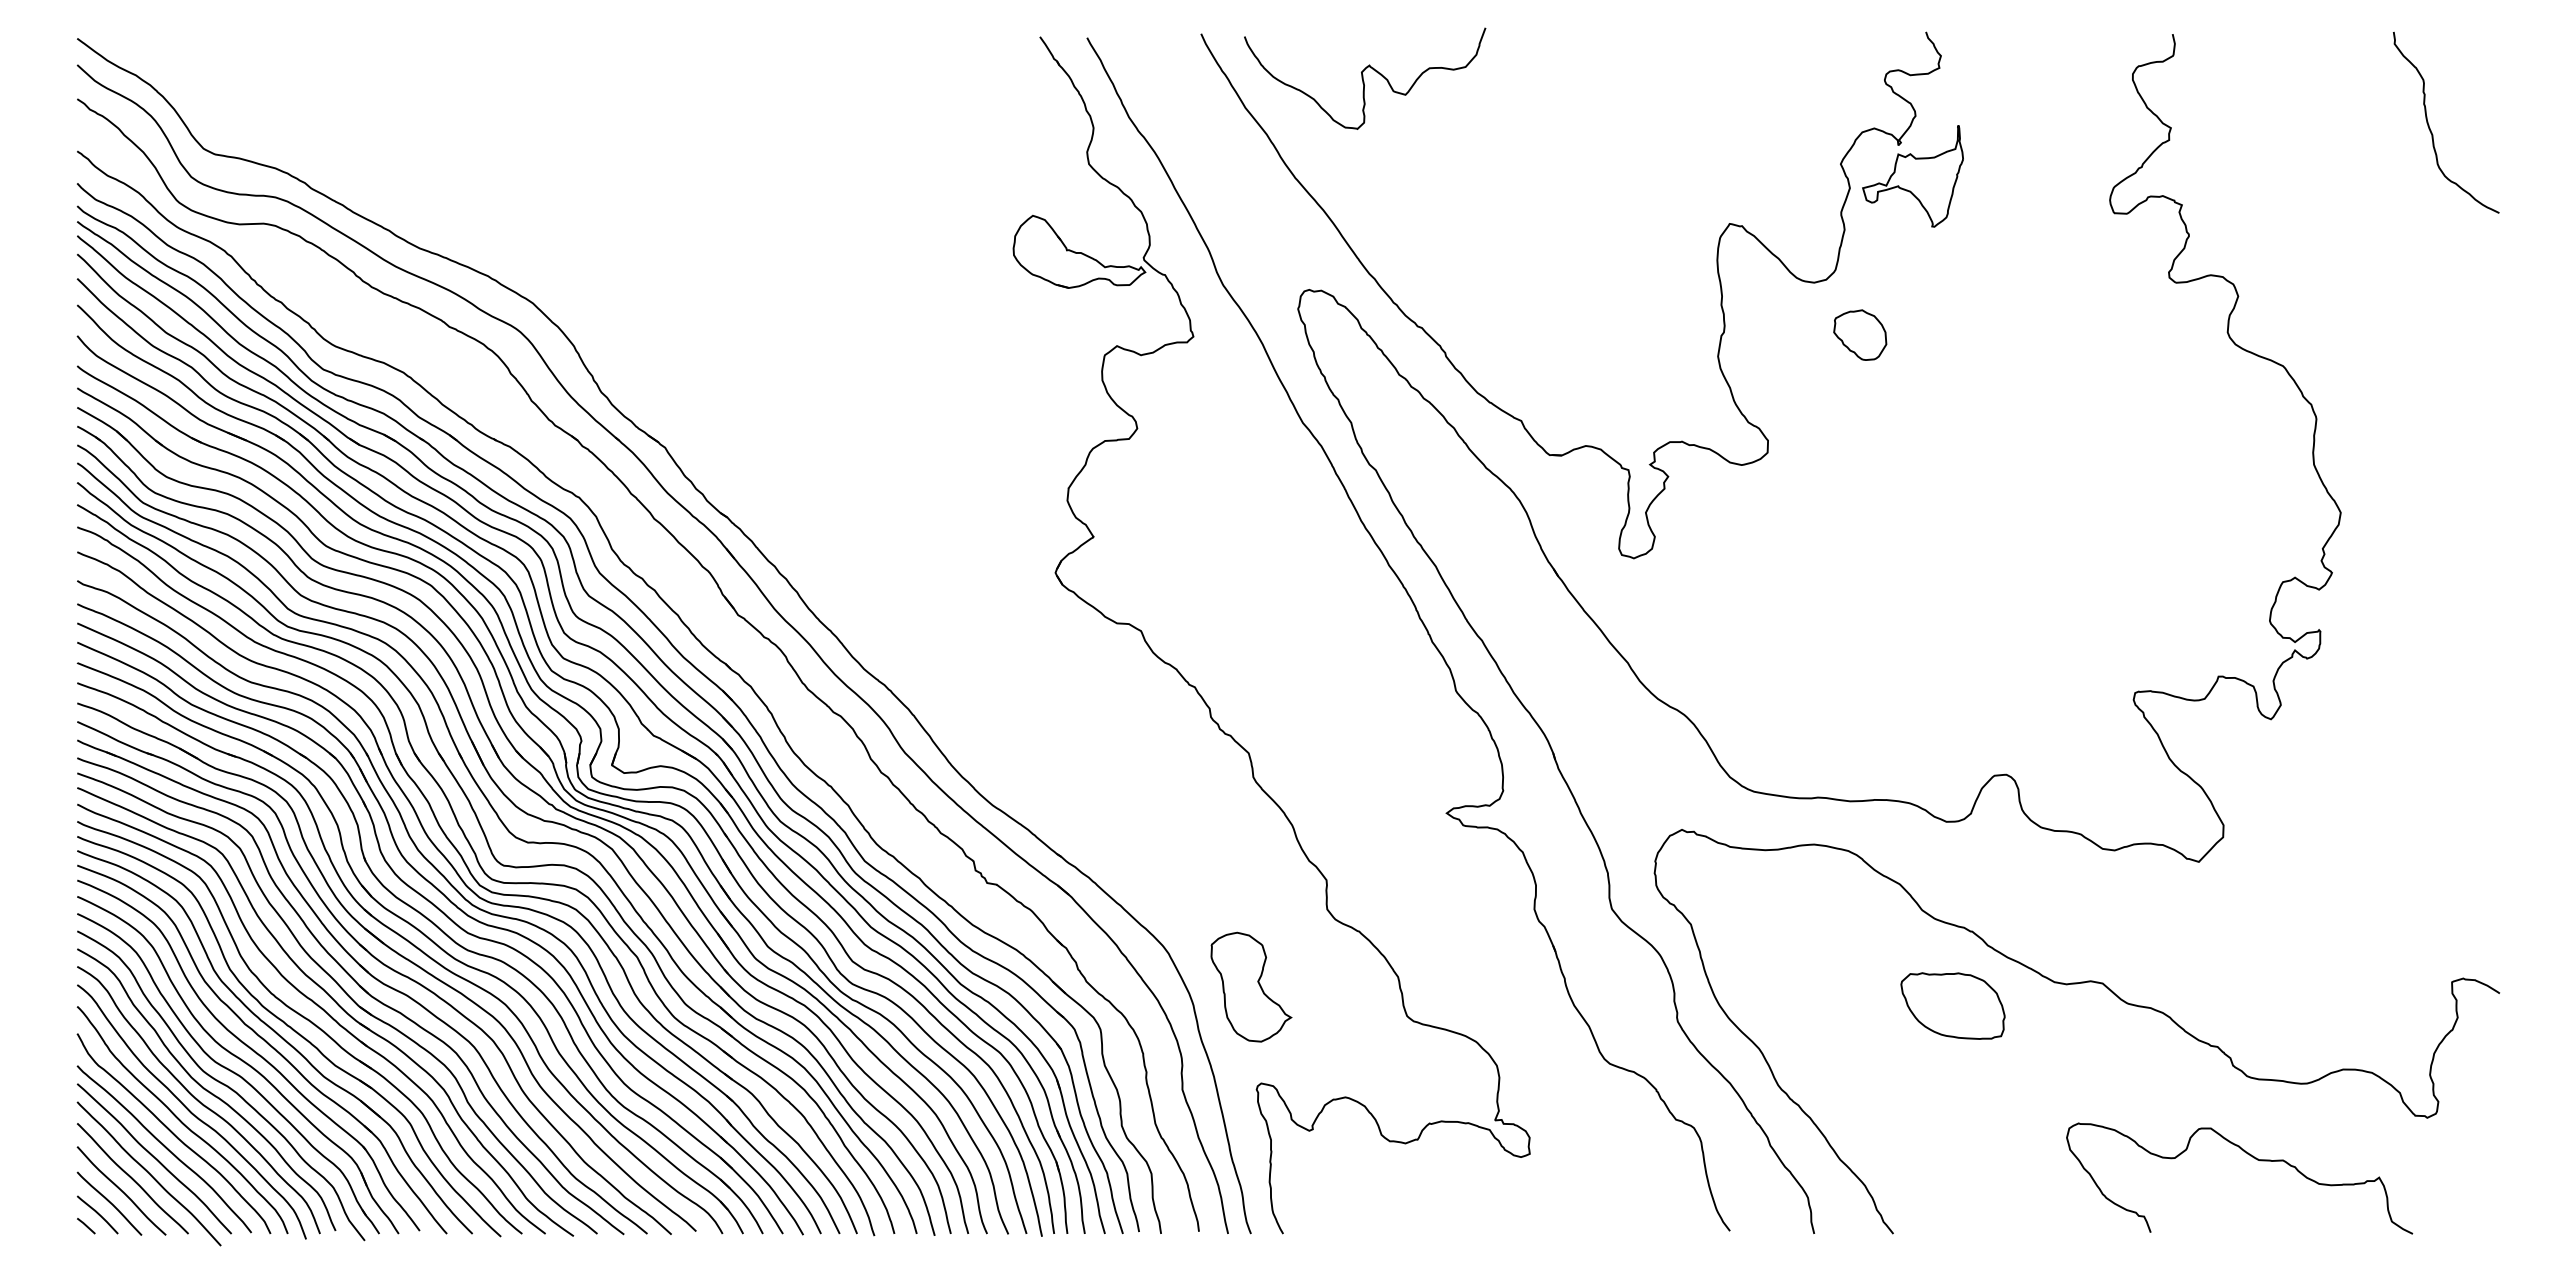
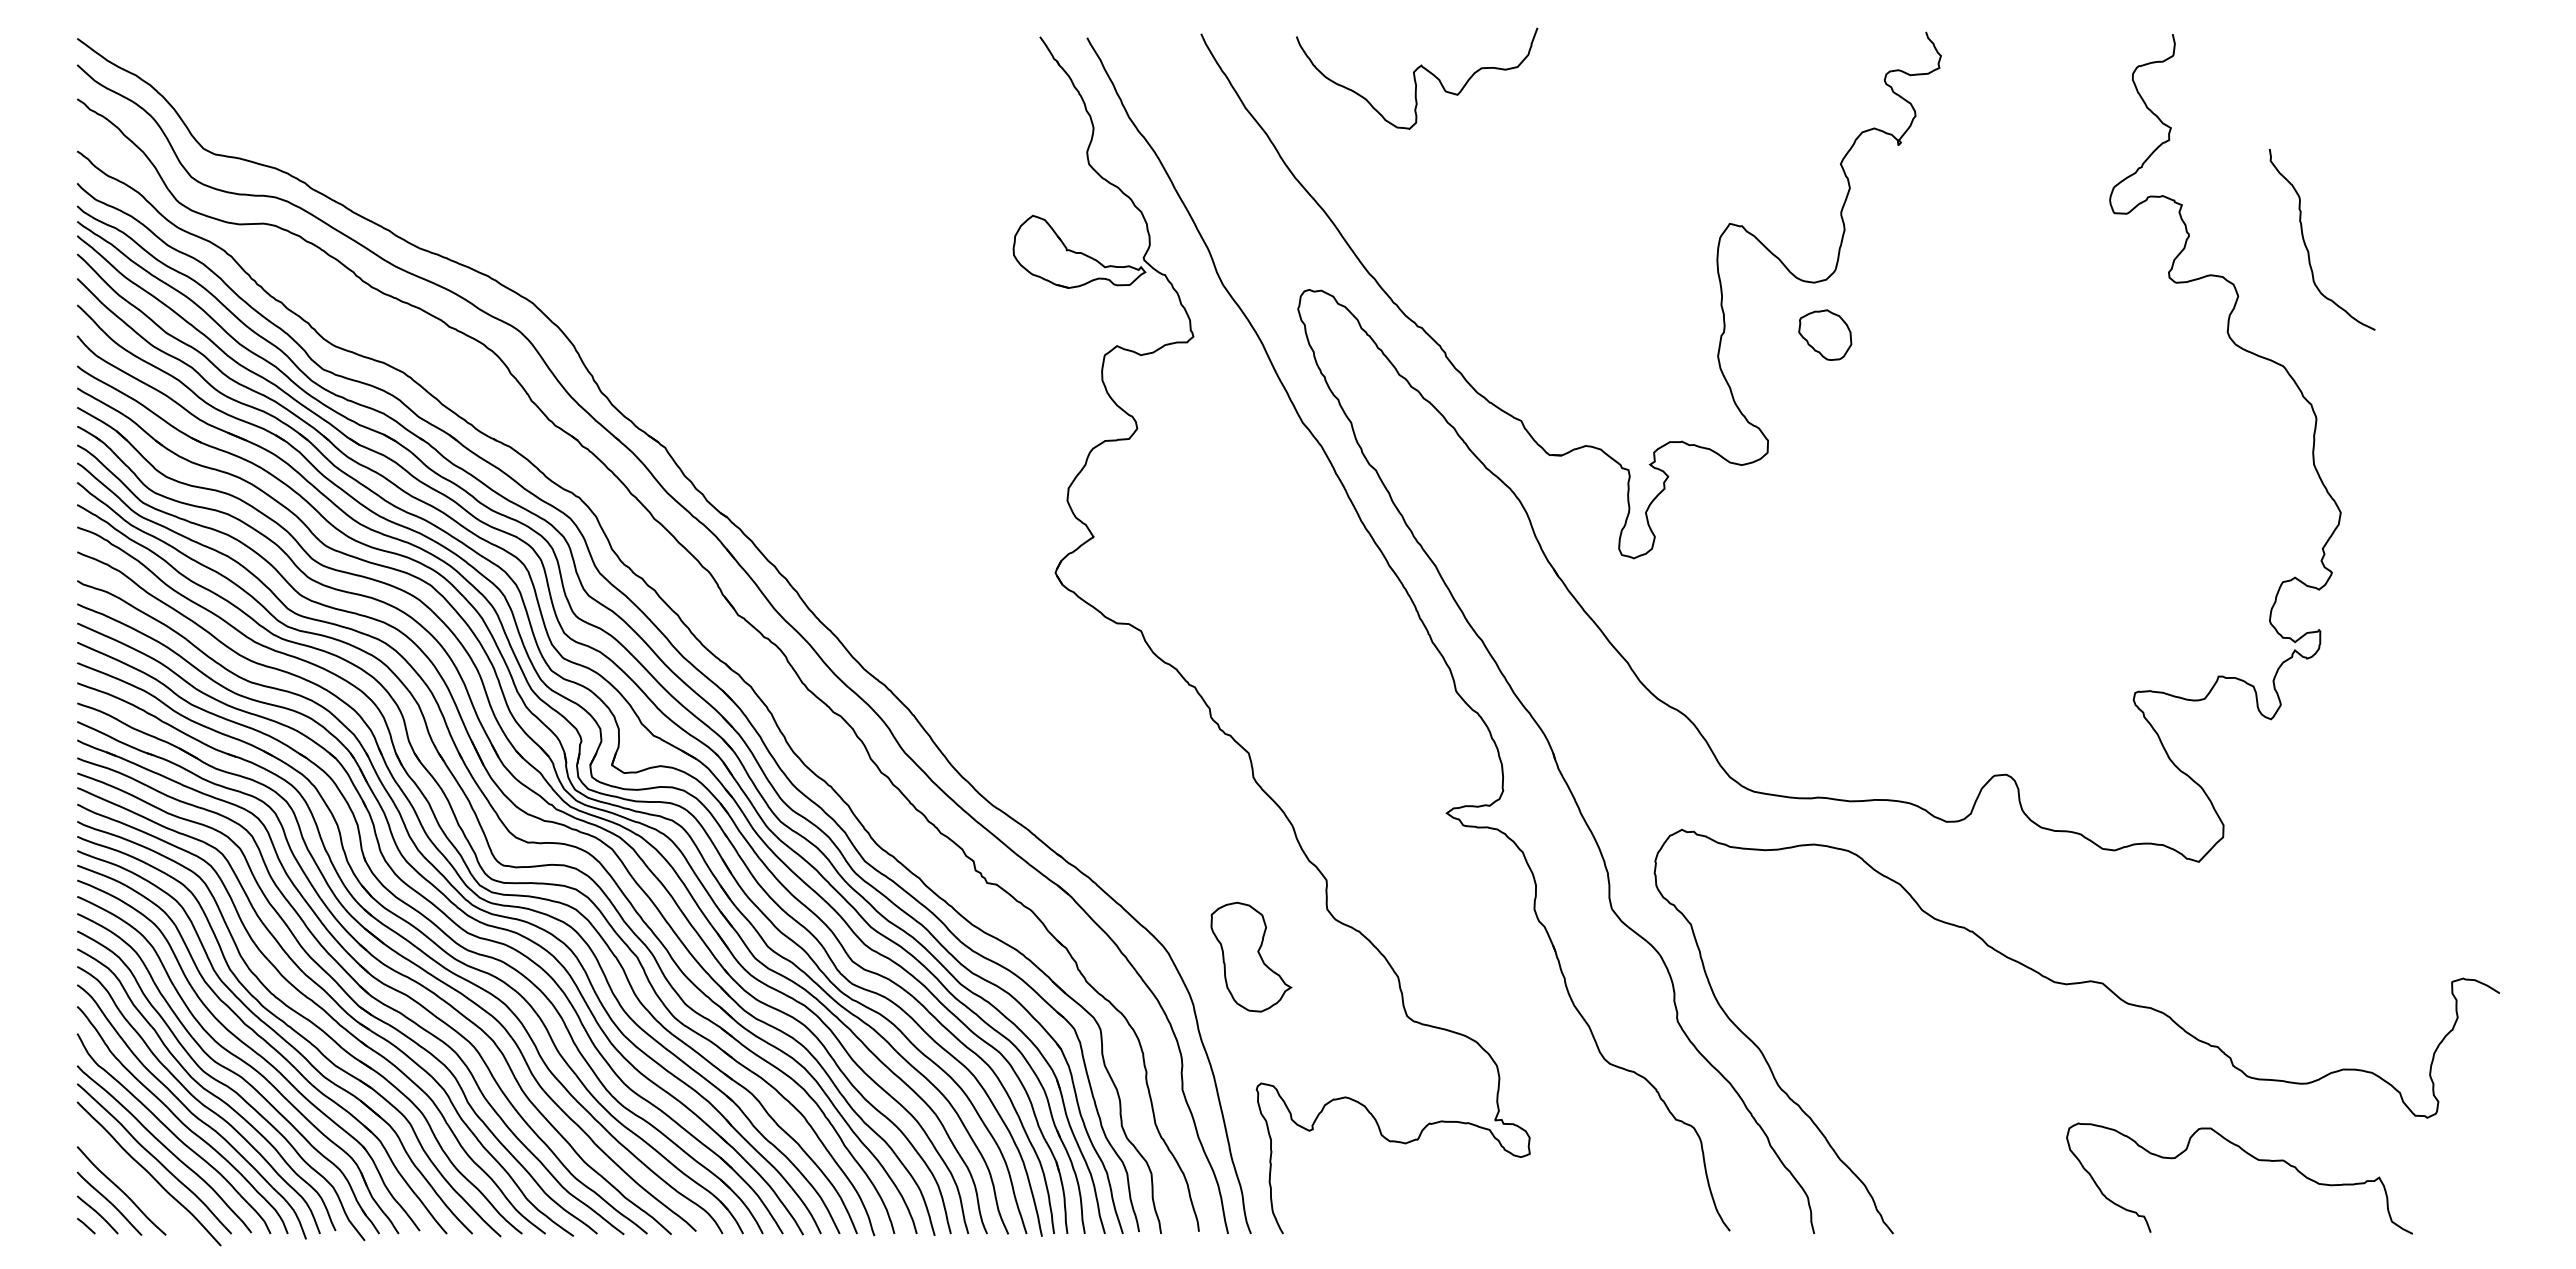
curve position: (1363, 78) -> (1415, 78) (1415, 78)
curve position: (2431, 130) -> (2307, 247) (2307, 247)
part: present -> none (1912, 176)
part position: (1860, 334) -> (1825, 334) (1825, 334)
part position: (1251, 986) -> (1251, 956) (1251, 956)
part: present -> none (1952, 1005)
curve: present -> none (132, 1178)
